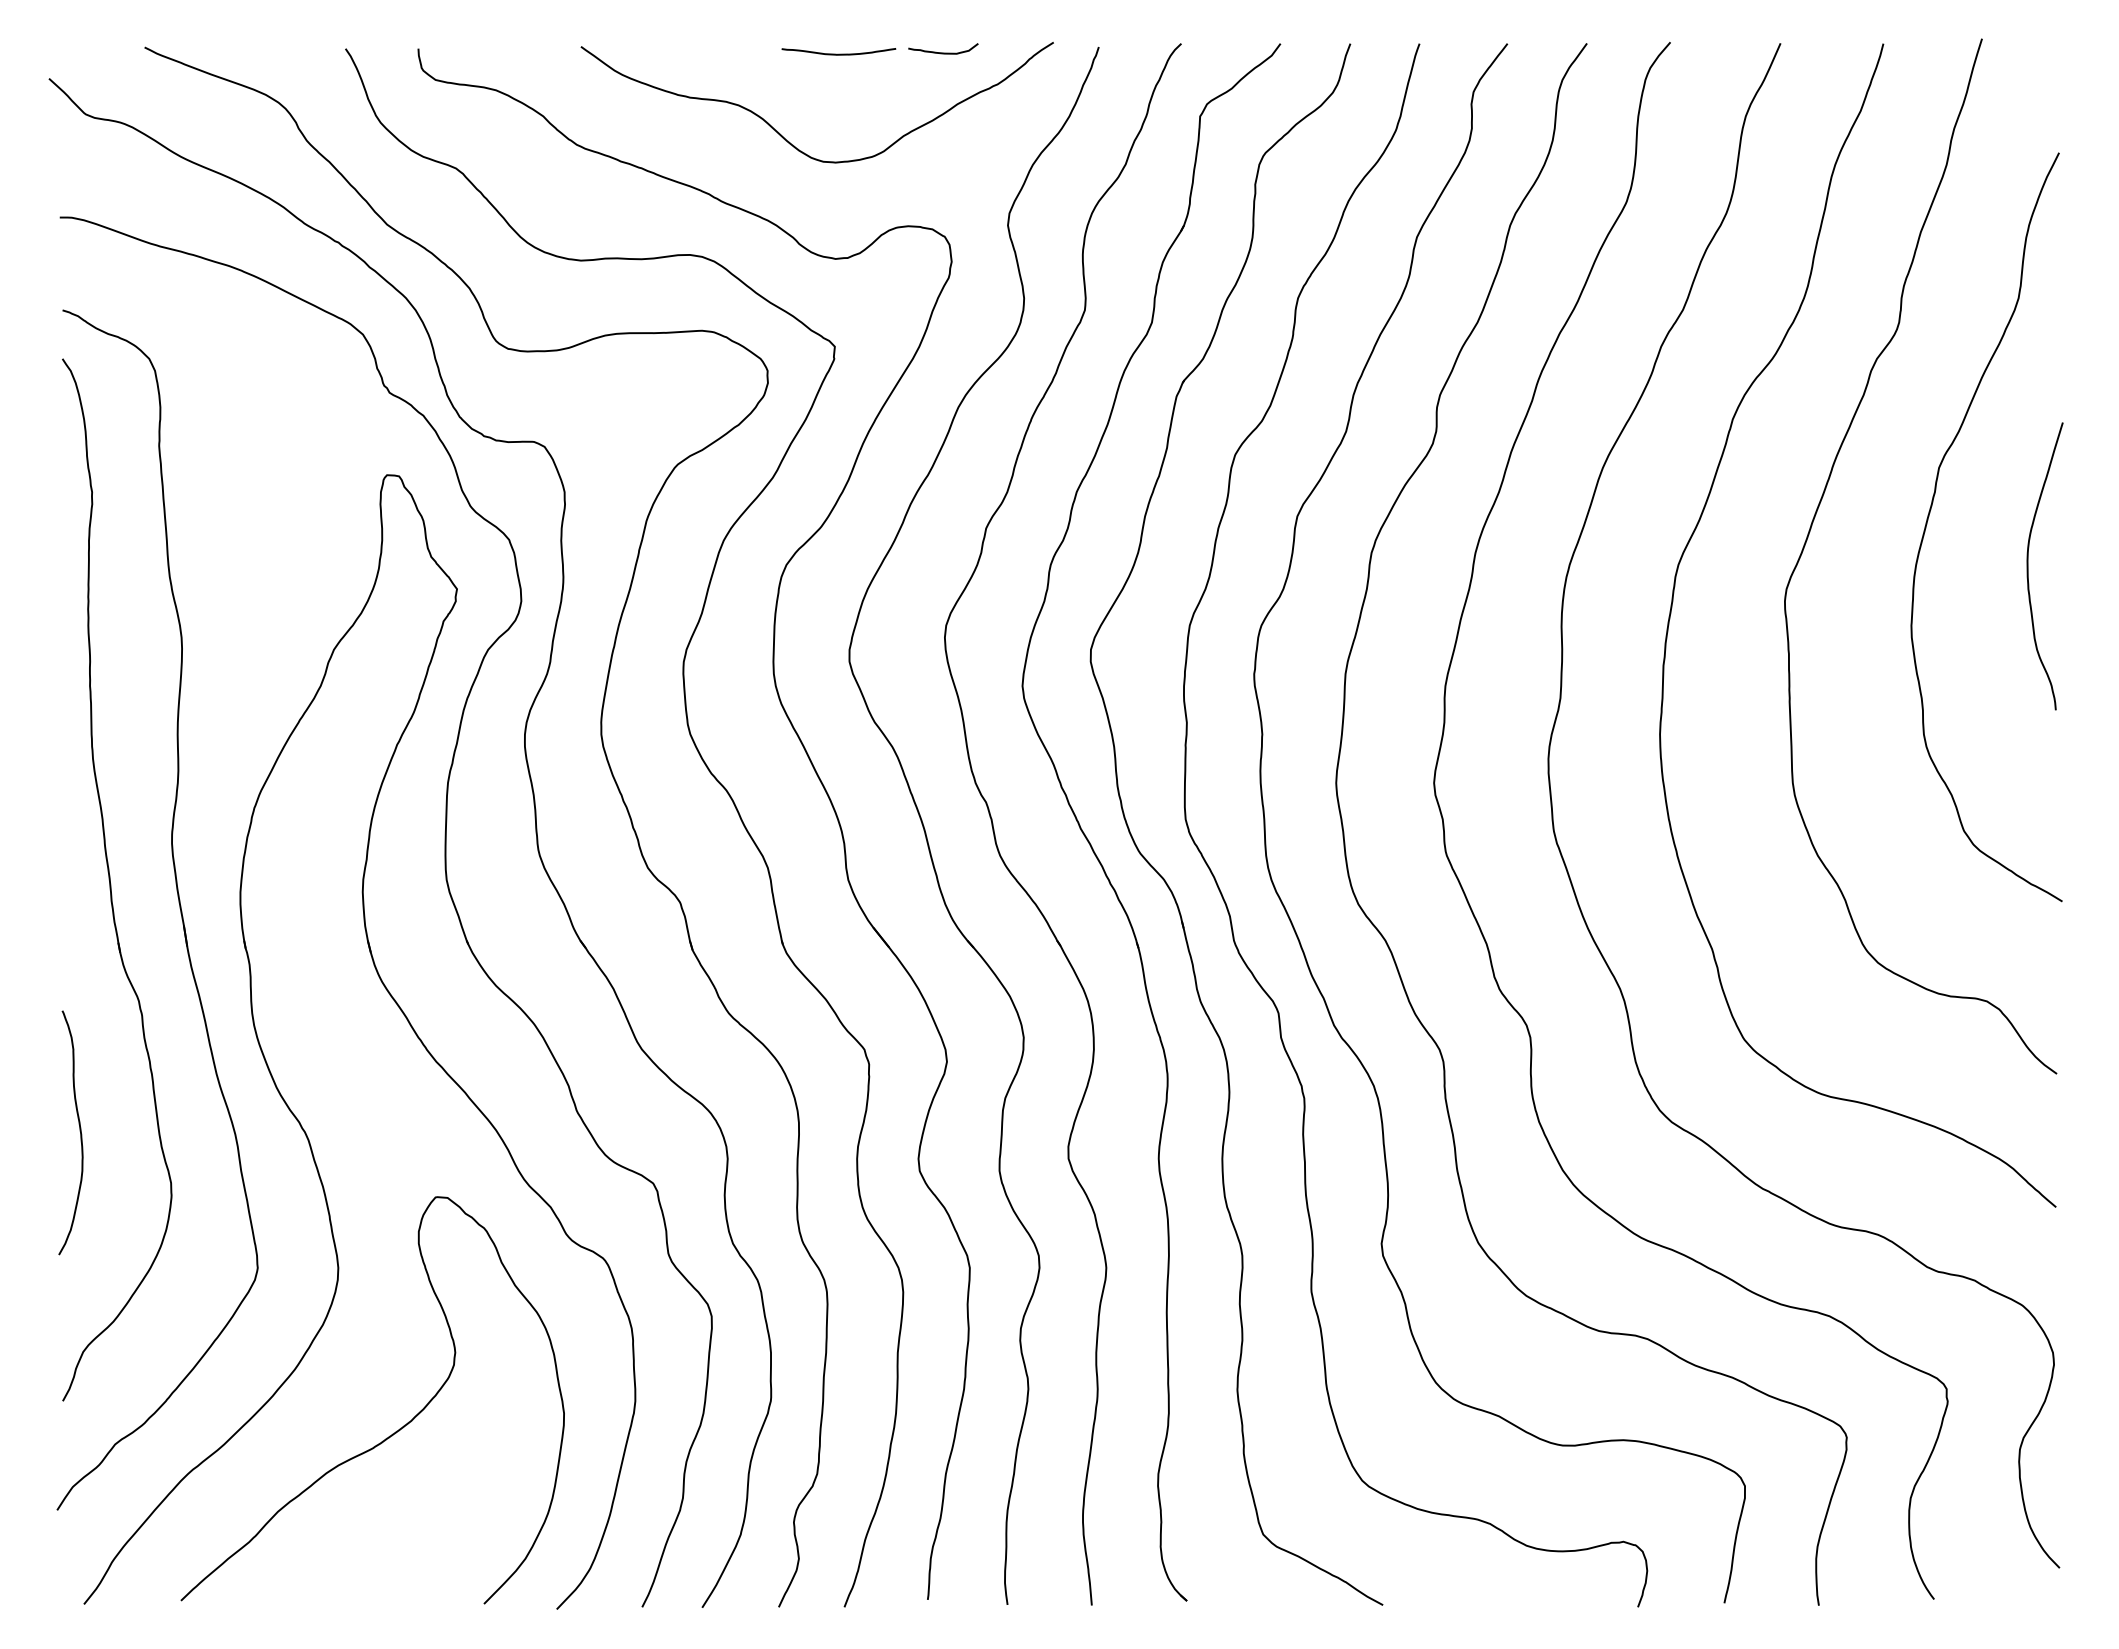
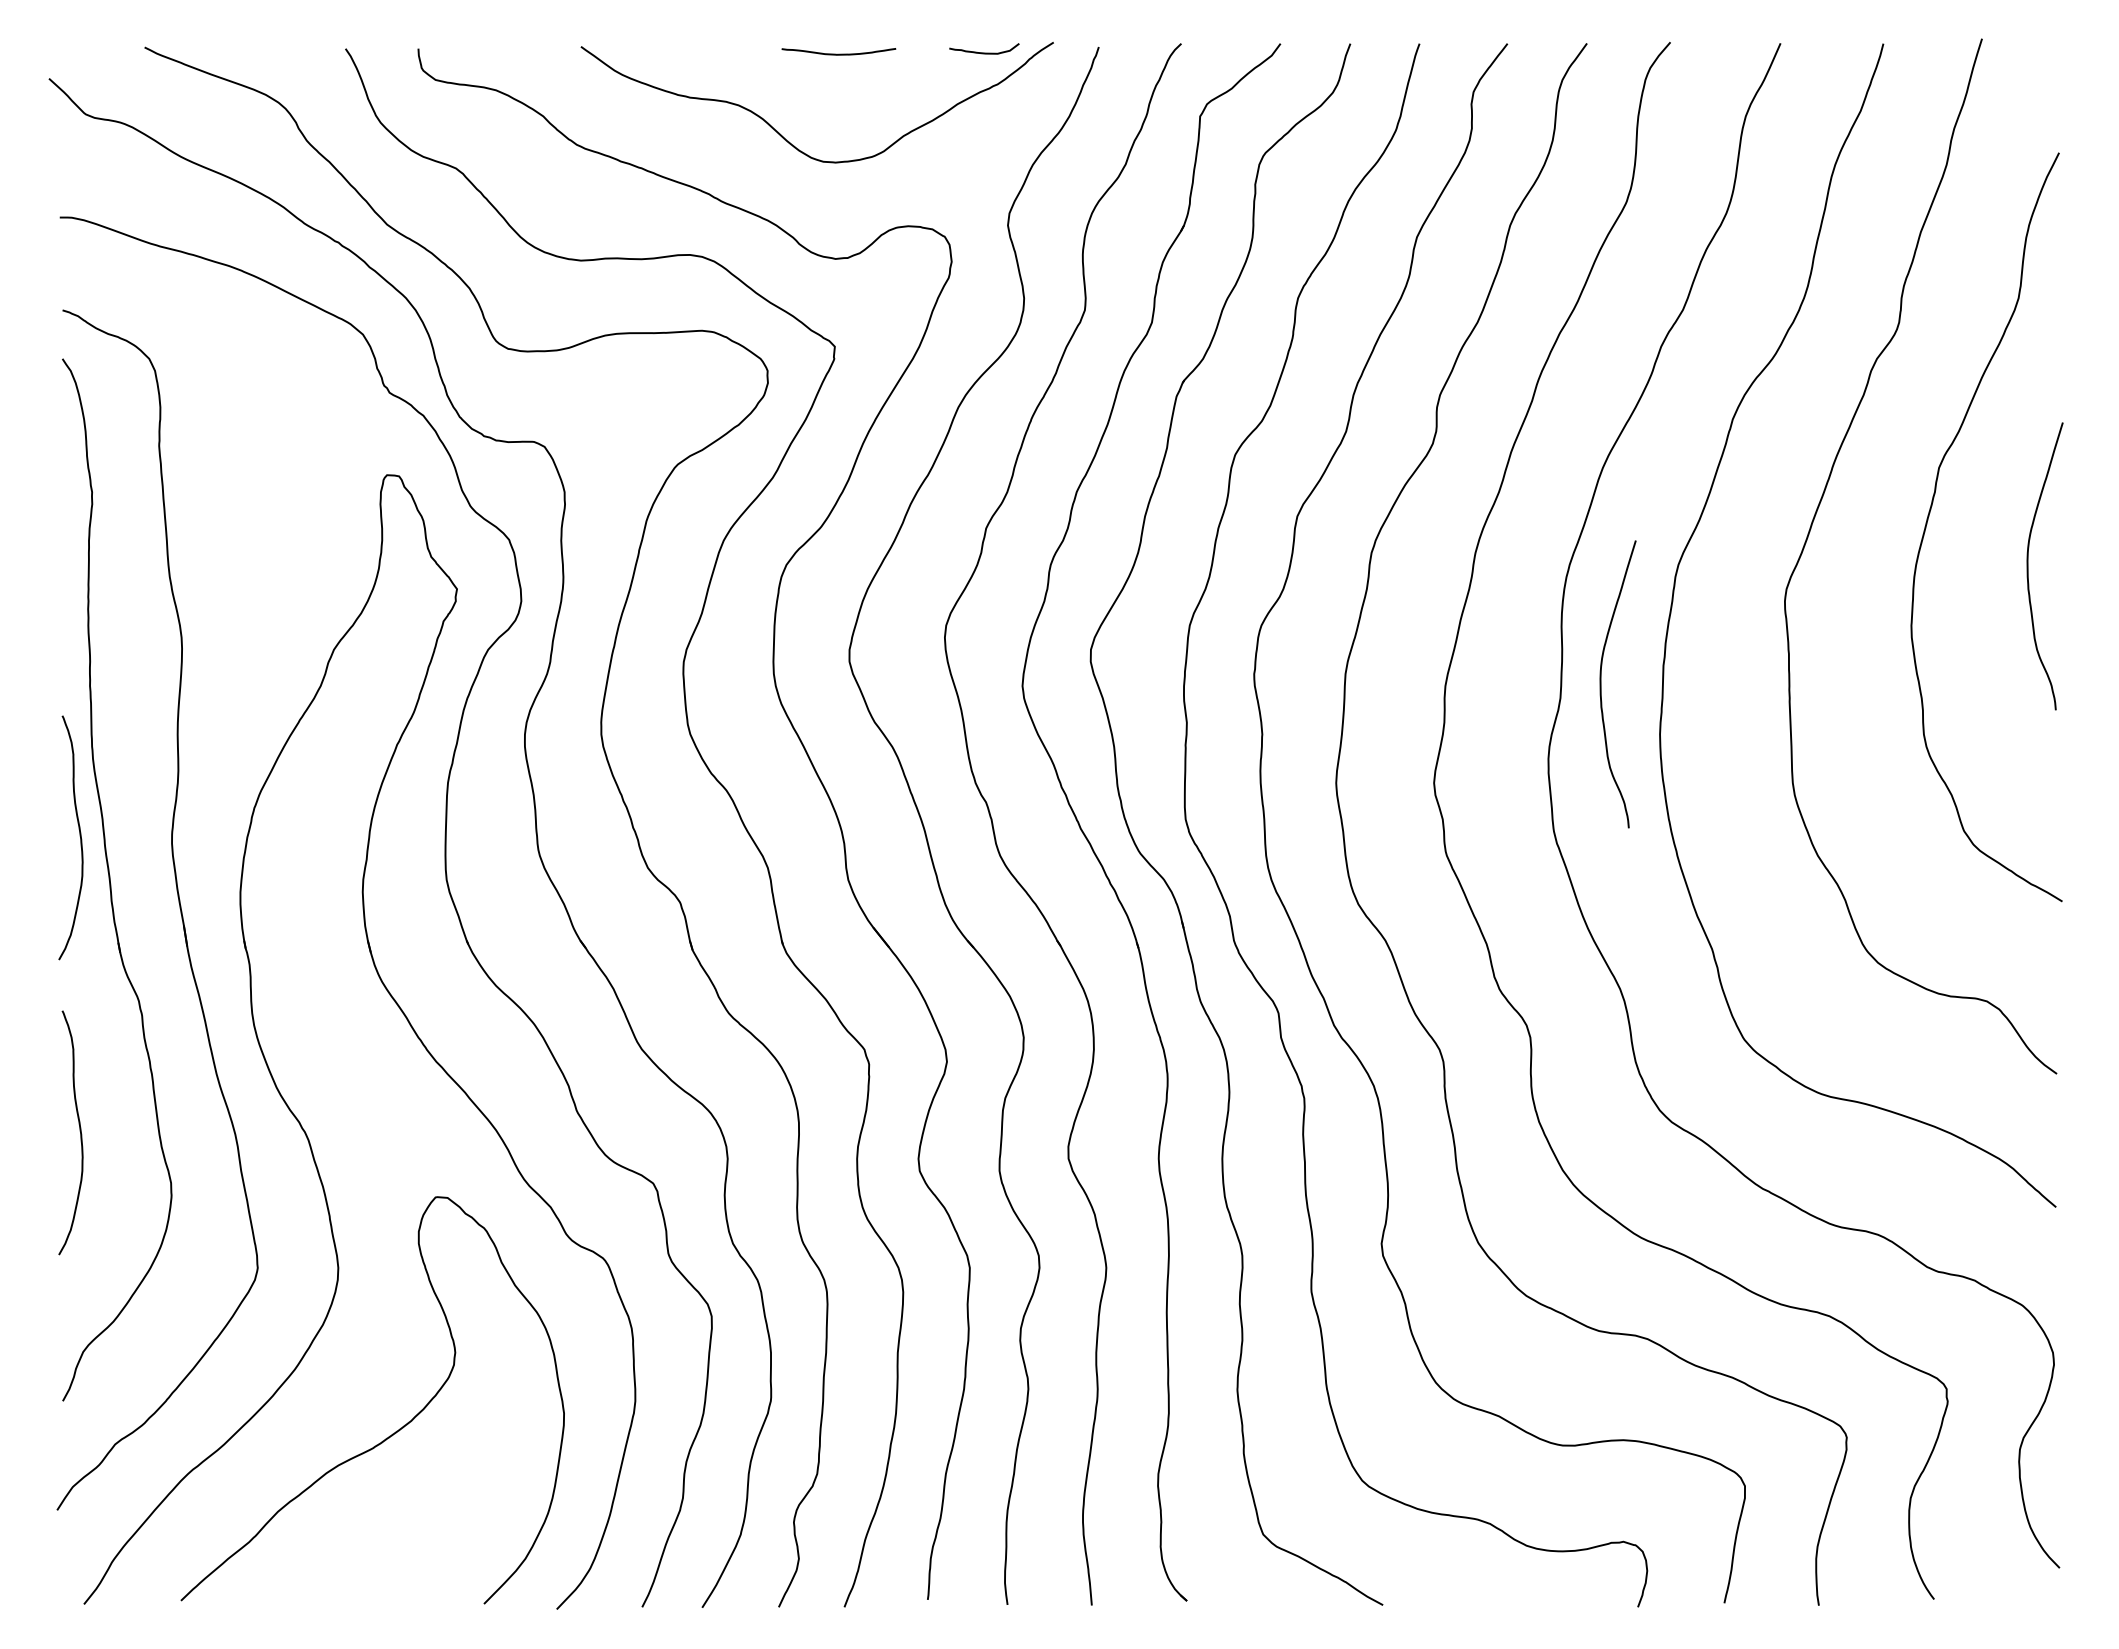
curve position: (943, 52) -> (984, 52) (984, 52)
curve: none -> present (1601, 684)
curve: none -> present (79, 836)
